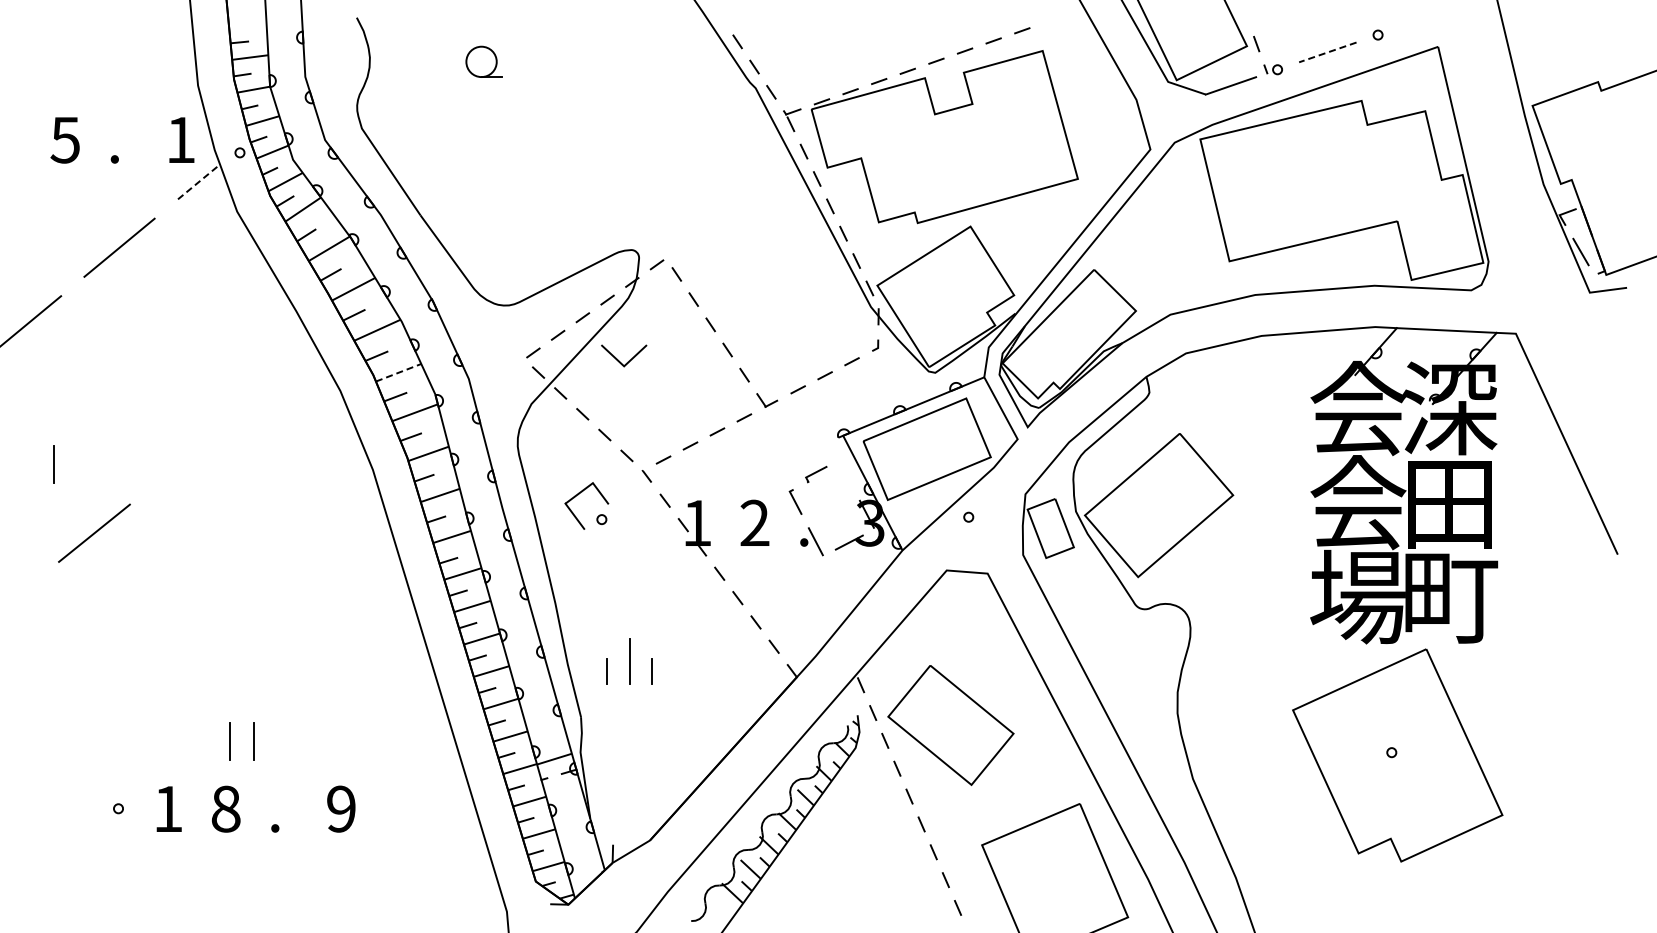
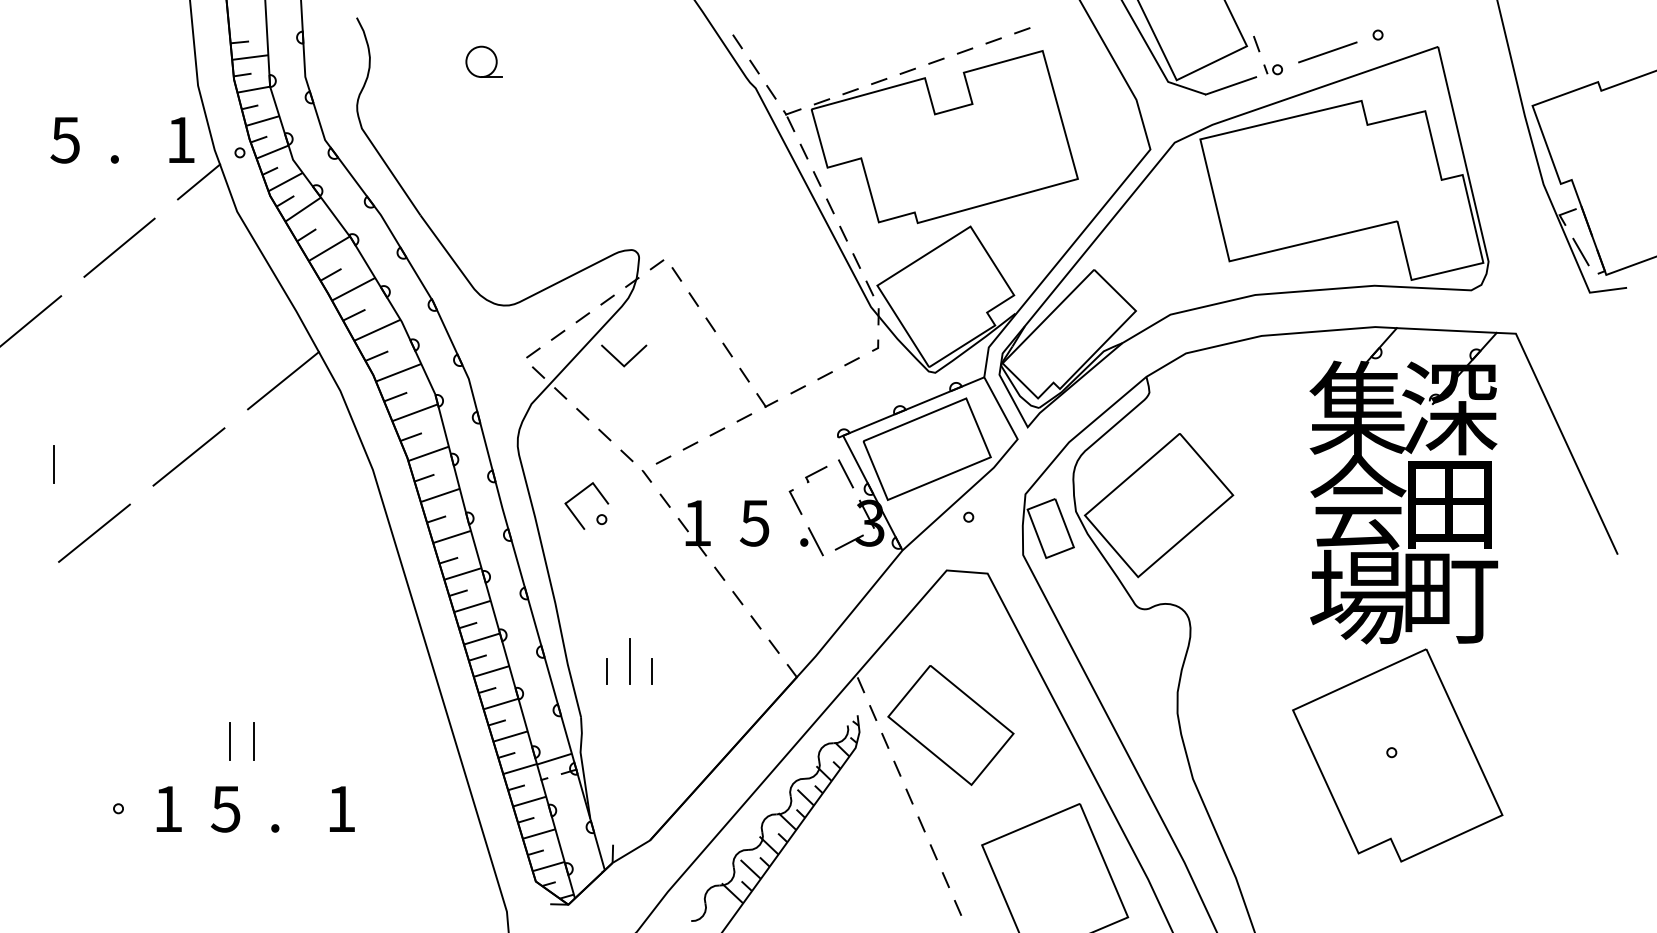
line: dashed -> solid (1327, 52)
line: dashed -> solid (199, 181)
line: dashed -> solid (399, 372)
line: none -> present (283, 380)
text: 会 -> 集 (1357, 408)
line: none -> present (188, 456)
line: none -> present (845, 473)
text: 2 -> 5 (754, 522)
text: 8 -> 5 (225, 808)
text: 9 -> 1 (341, 808)
